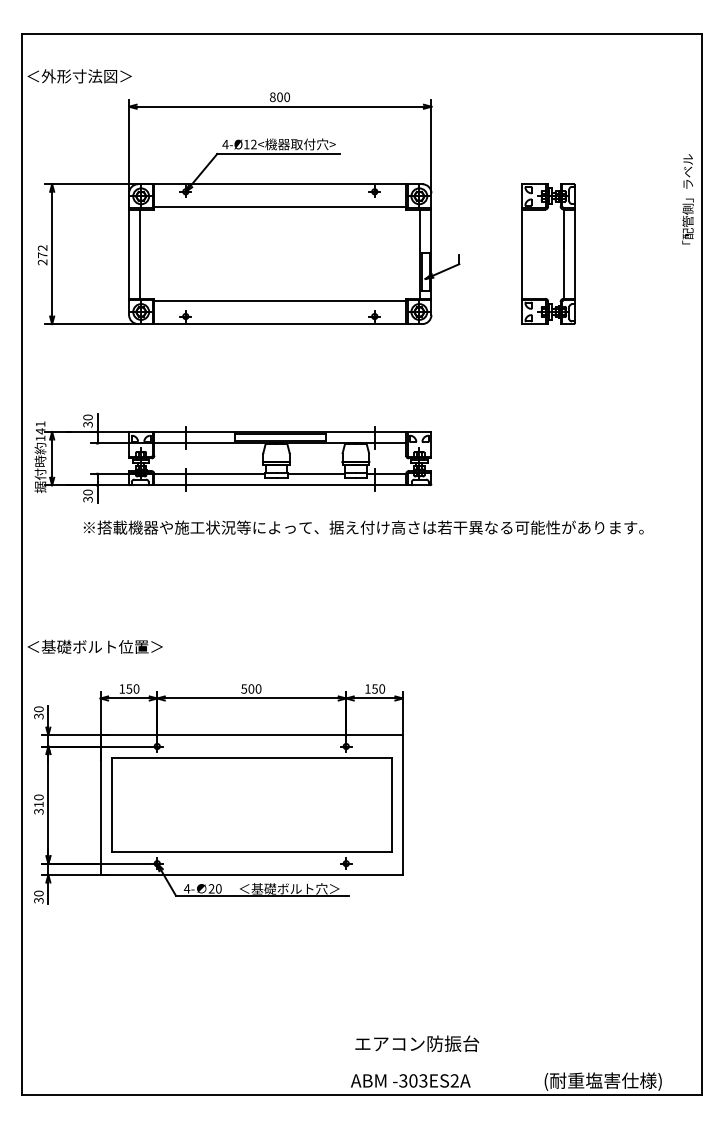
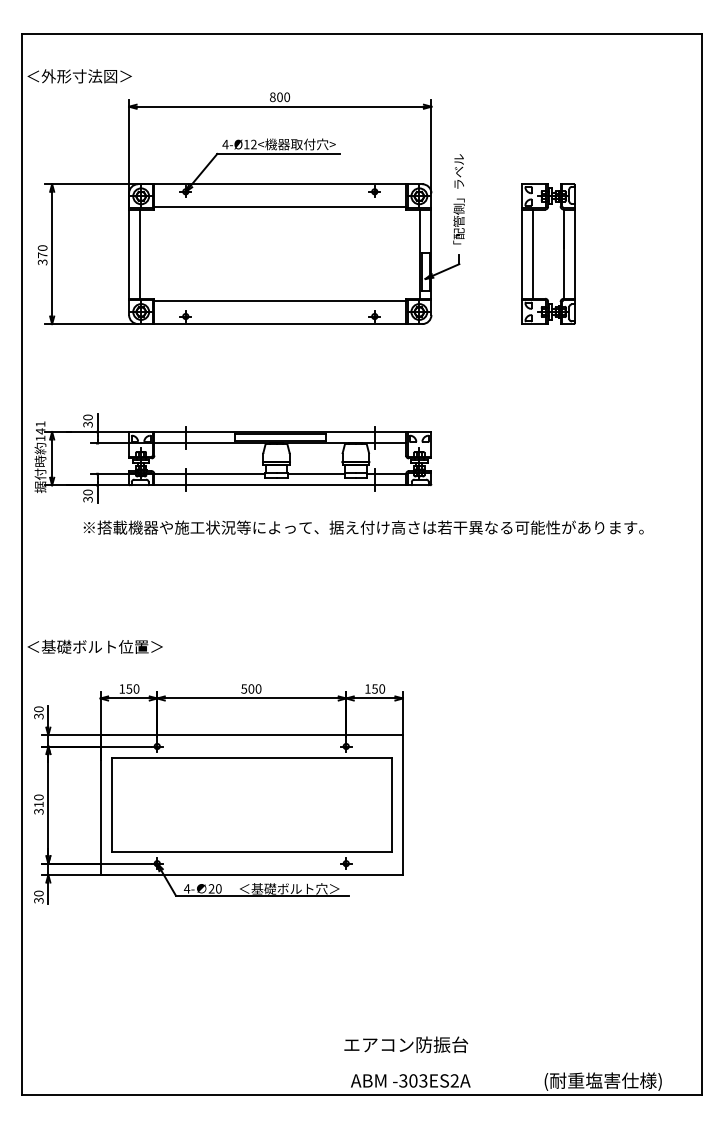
text position: (687, 199) -> (458, 199) (458, 199)
line: none -> present (533, 253)
text: 272 -> 370 (42, 255)
text position: (417, 1043) -> (406, 1044) (406, 1044)
